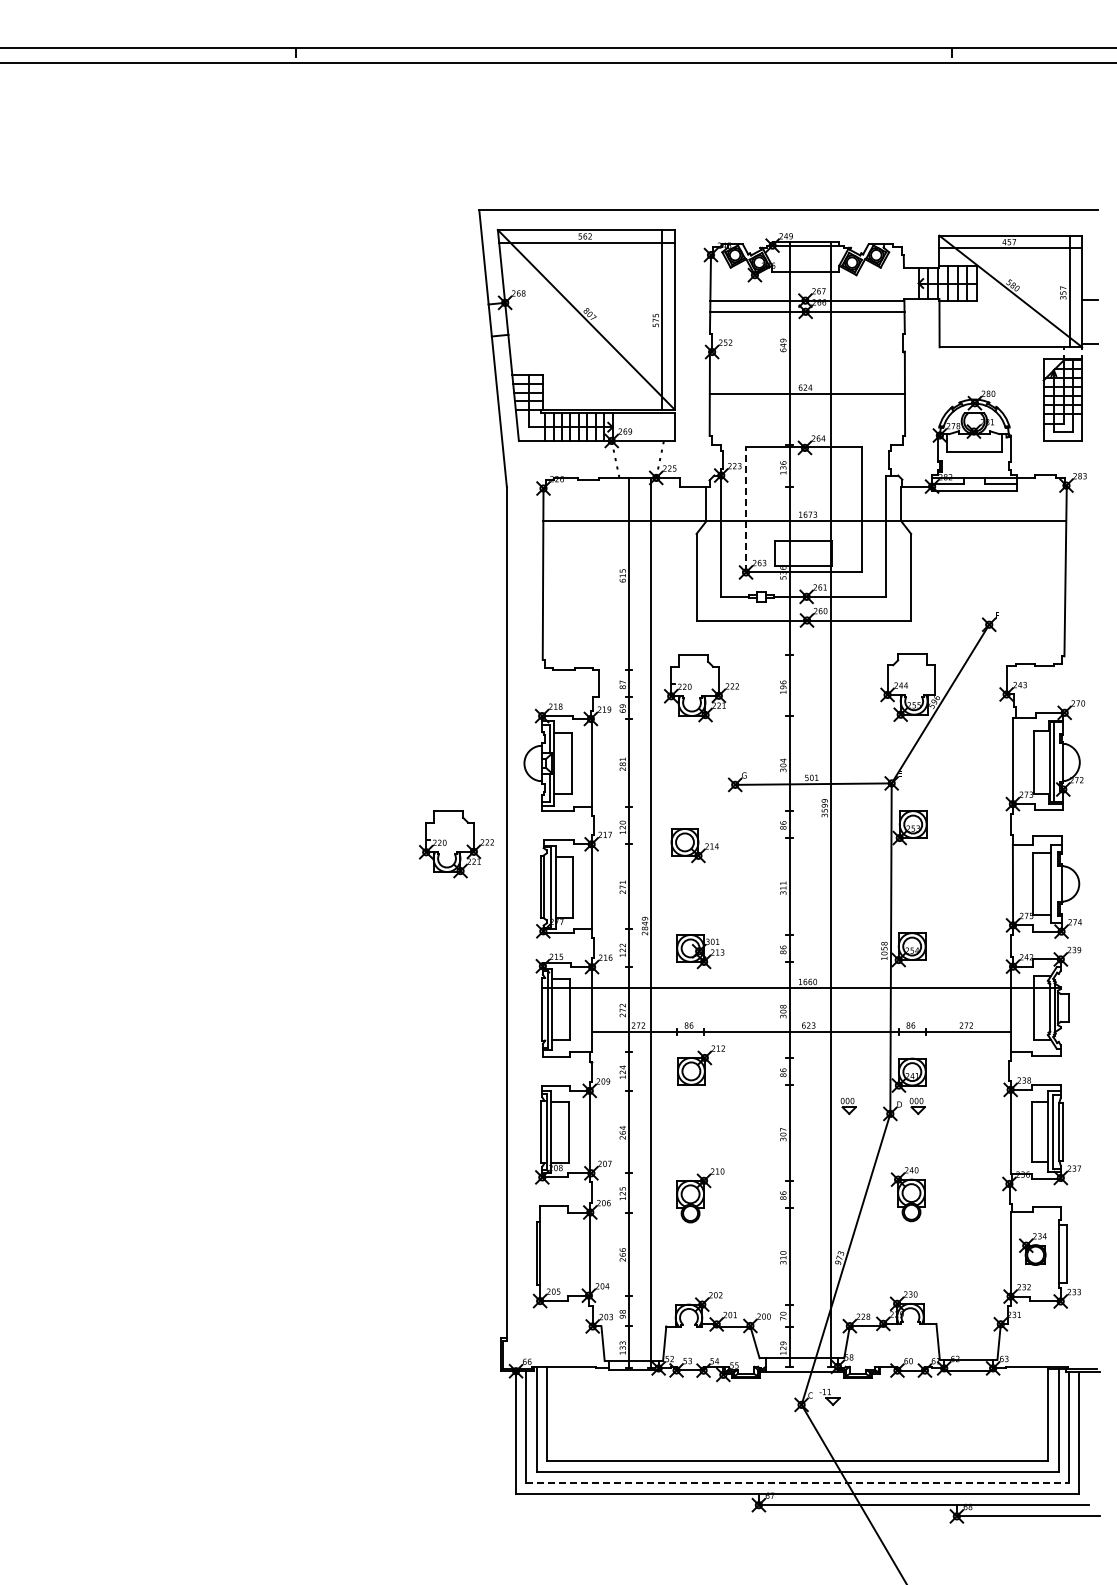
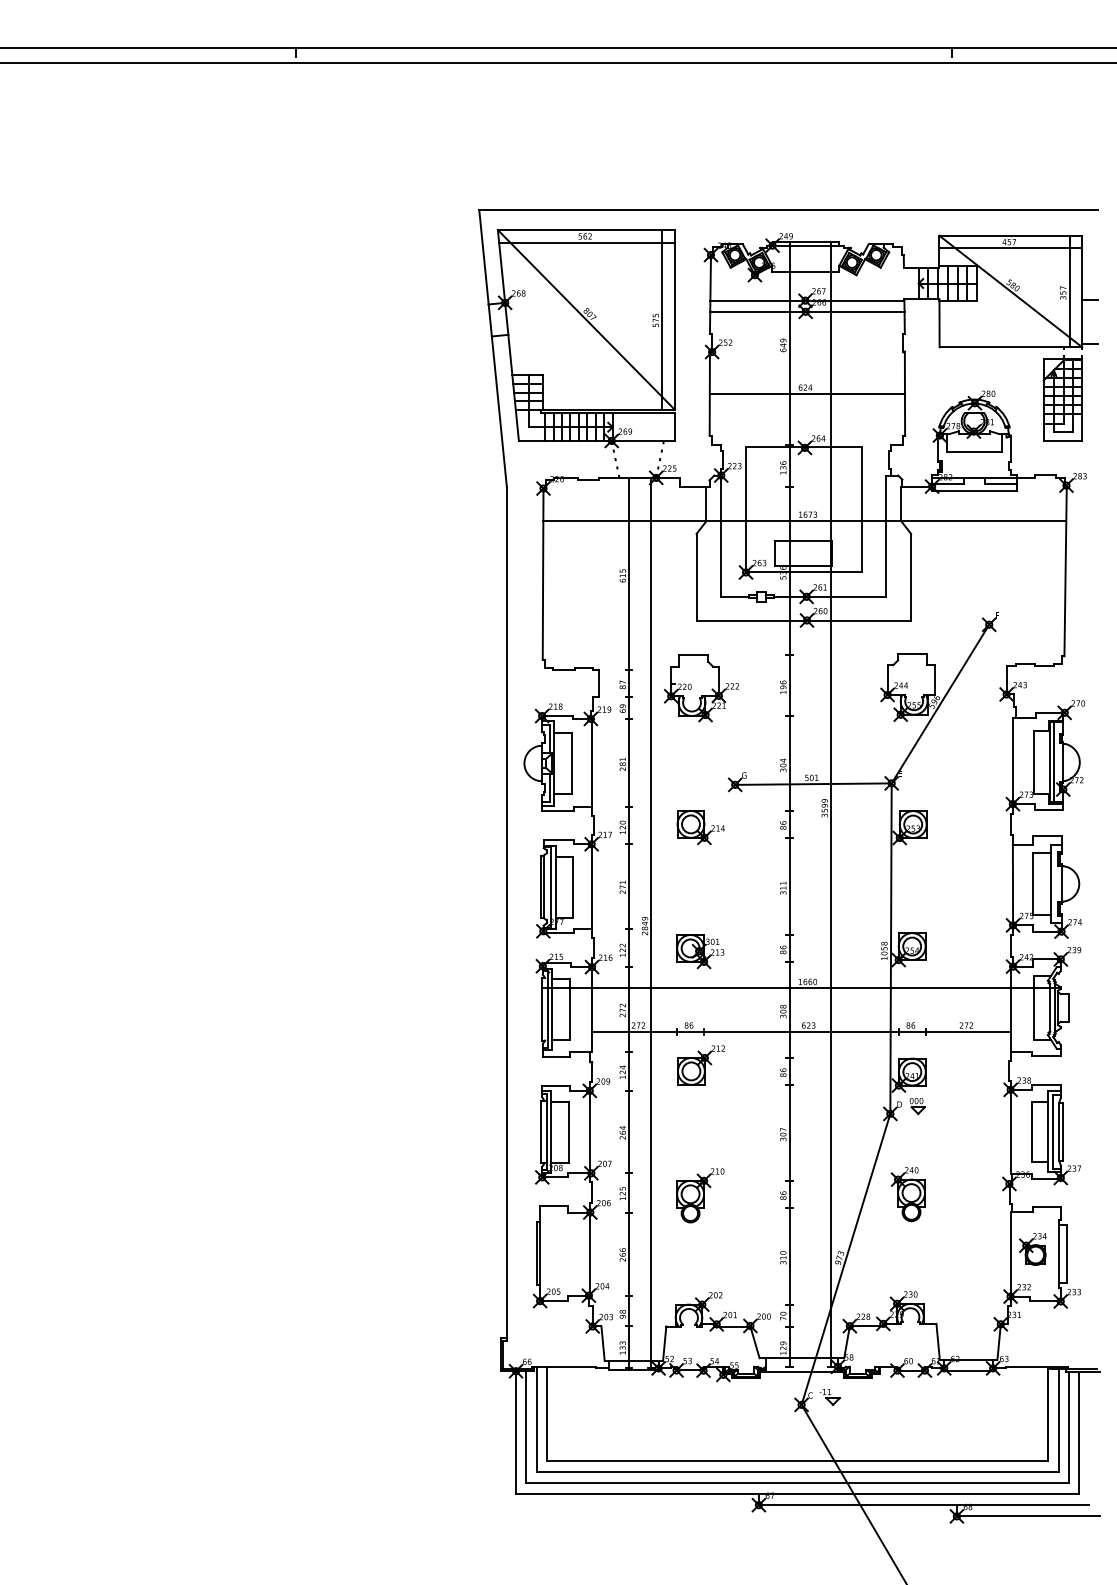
line: dashed -> solid (746, 509)
part: present -> none (455, 844)
part position: (694, 845) -> (700, 827) (700, 827)
part: present -> none (848, 1106)
line: dashed -> solid (798, 1483)
